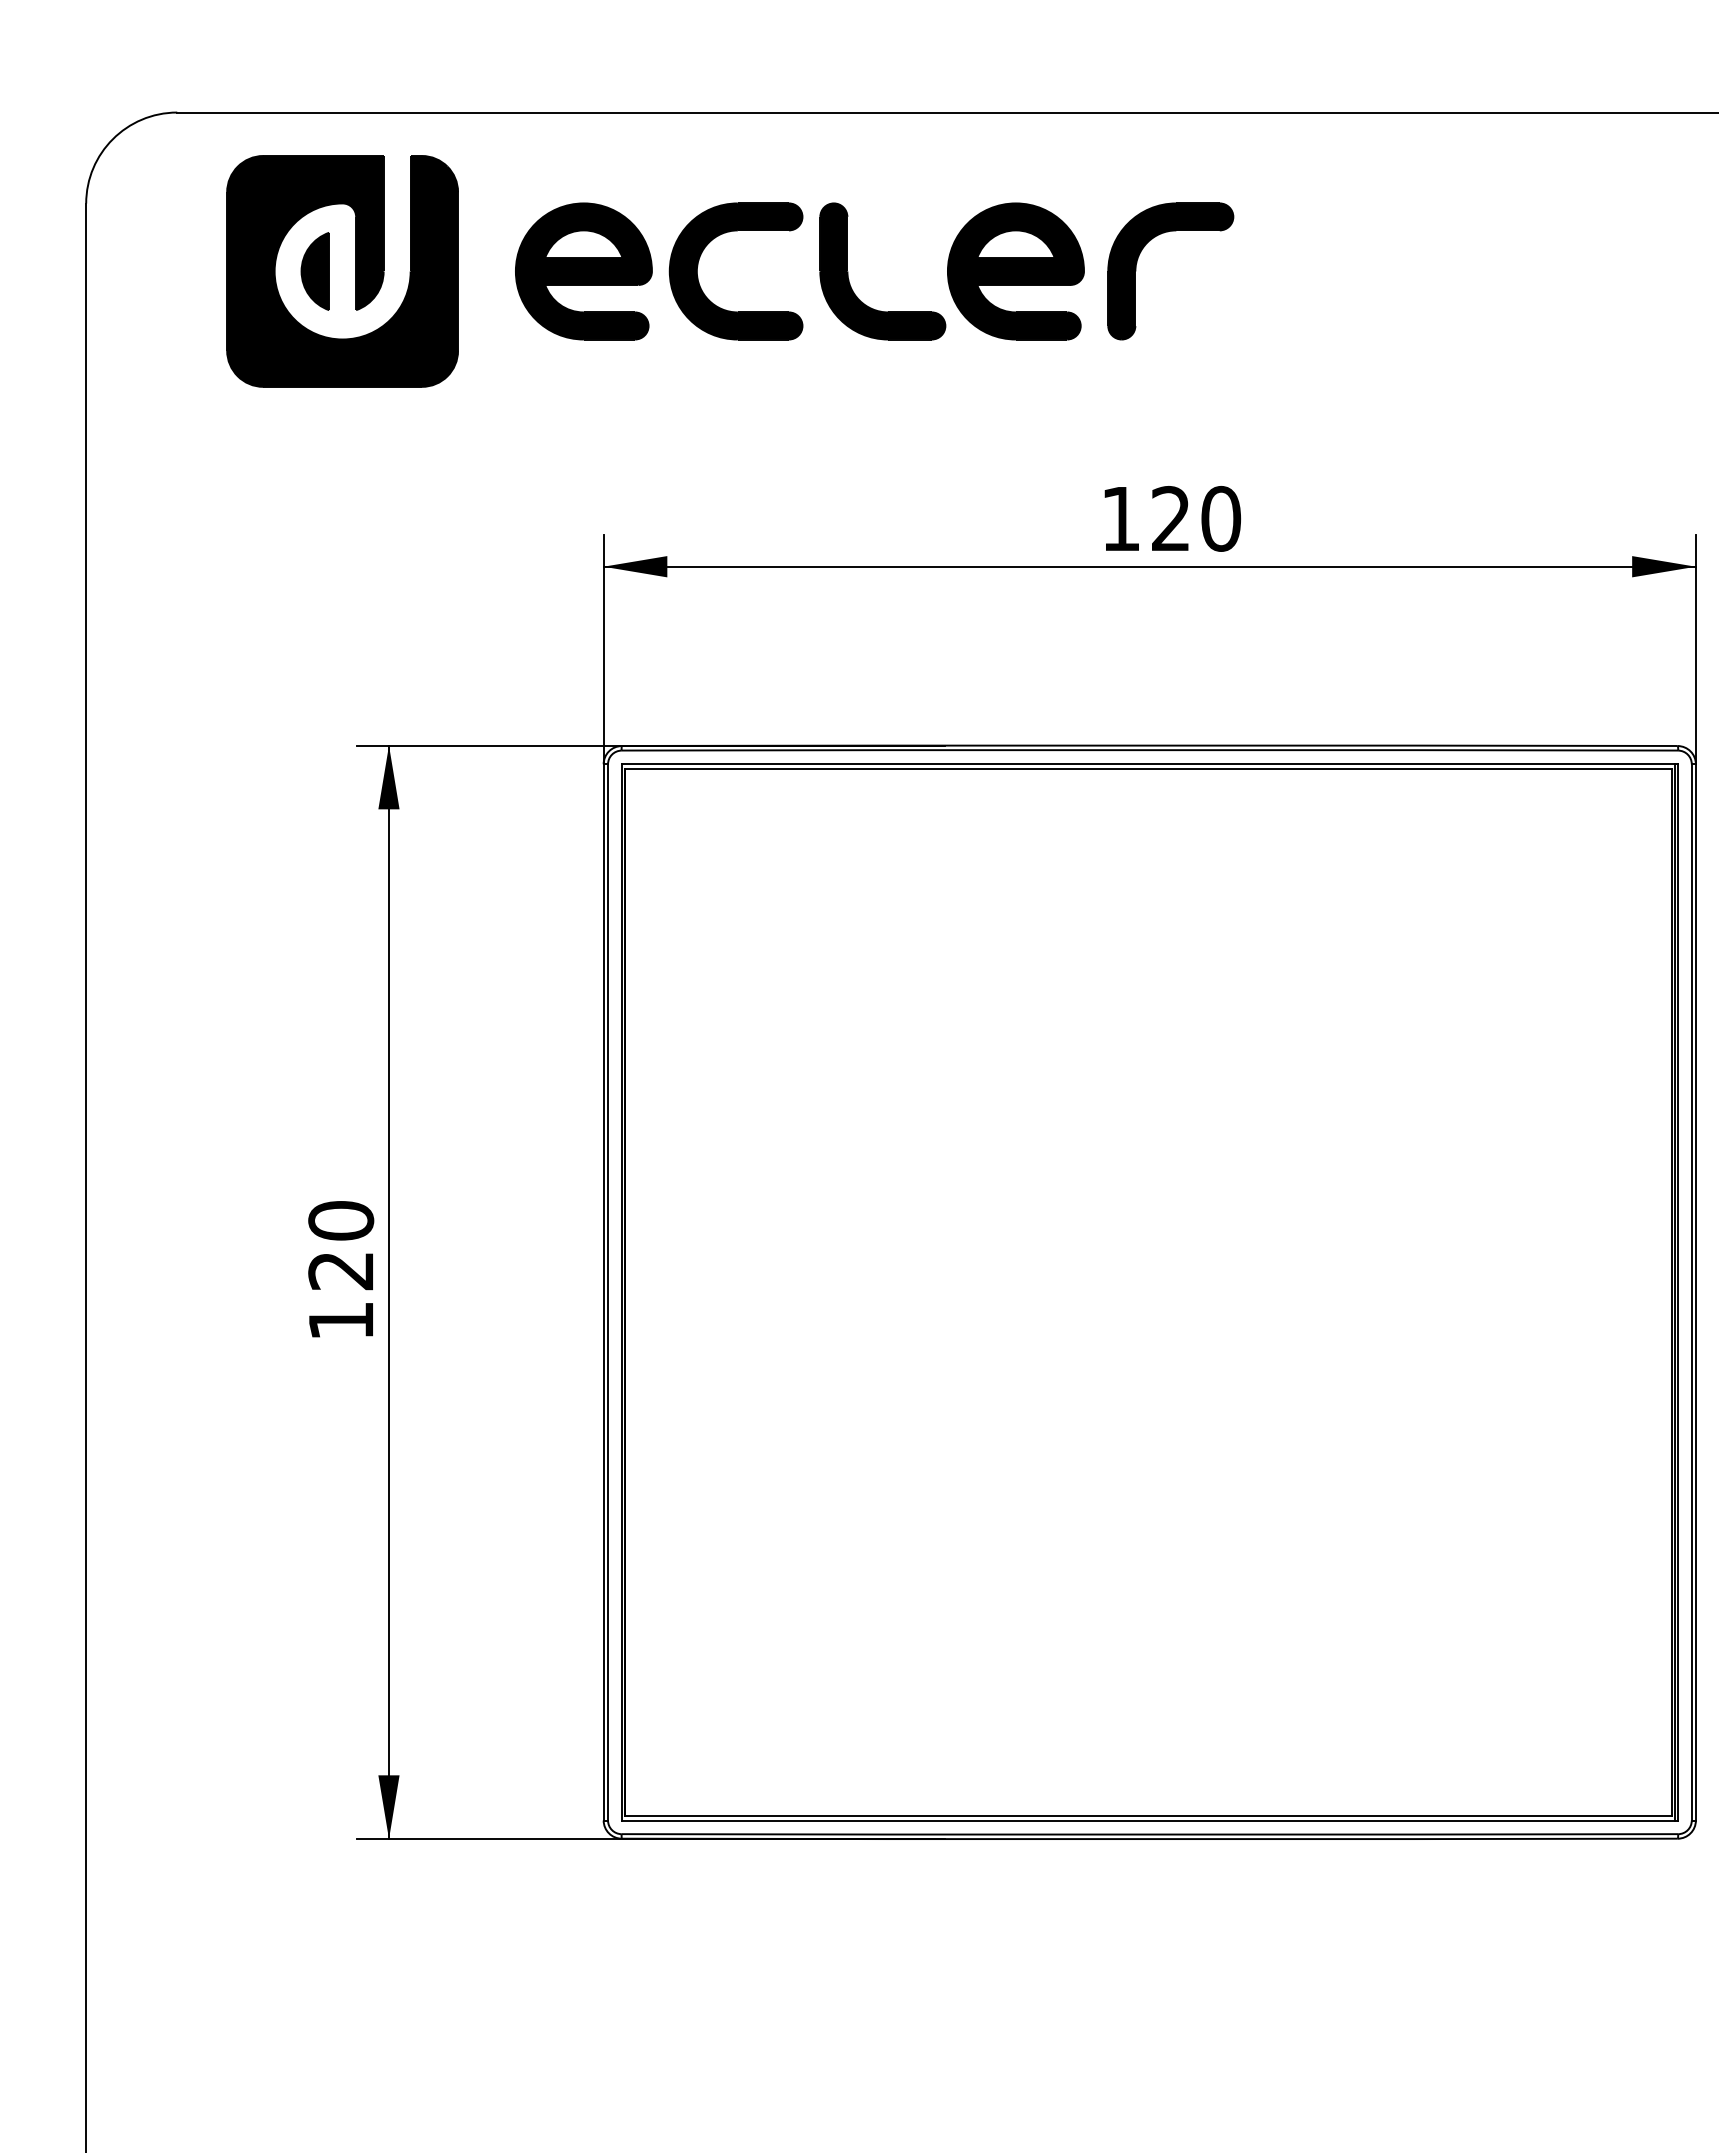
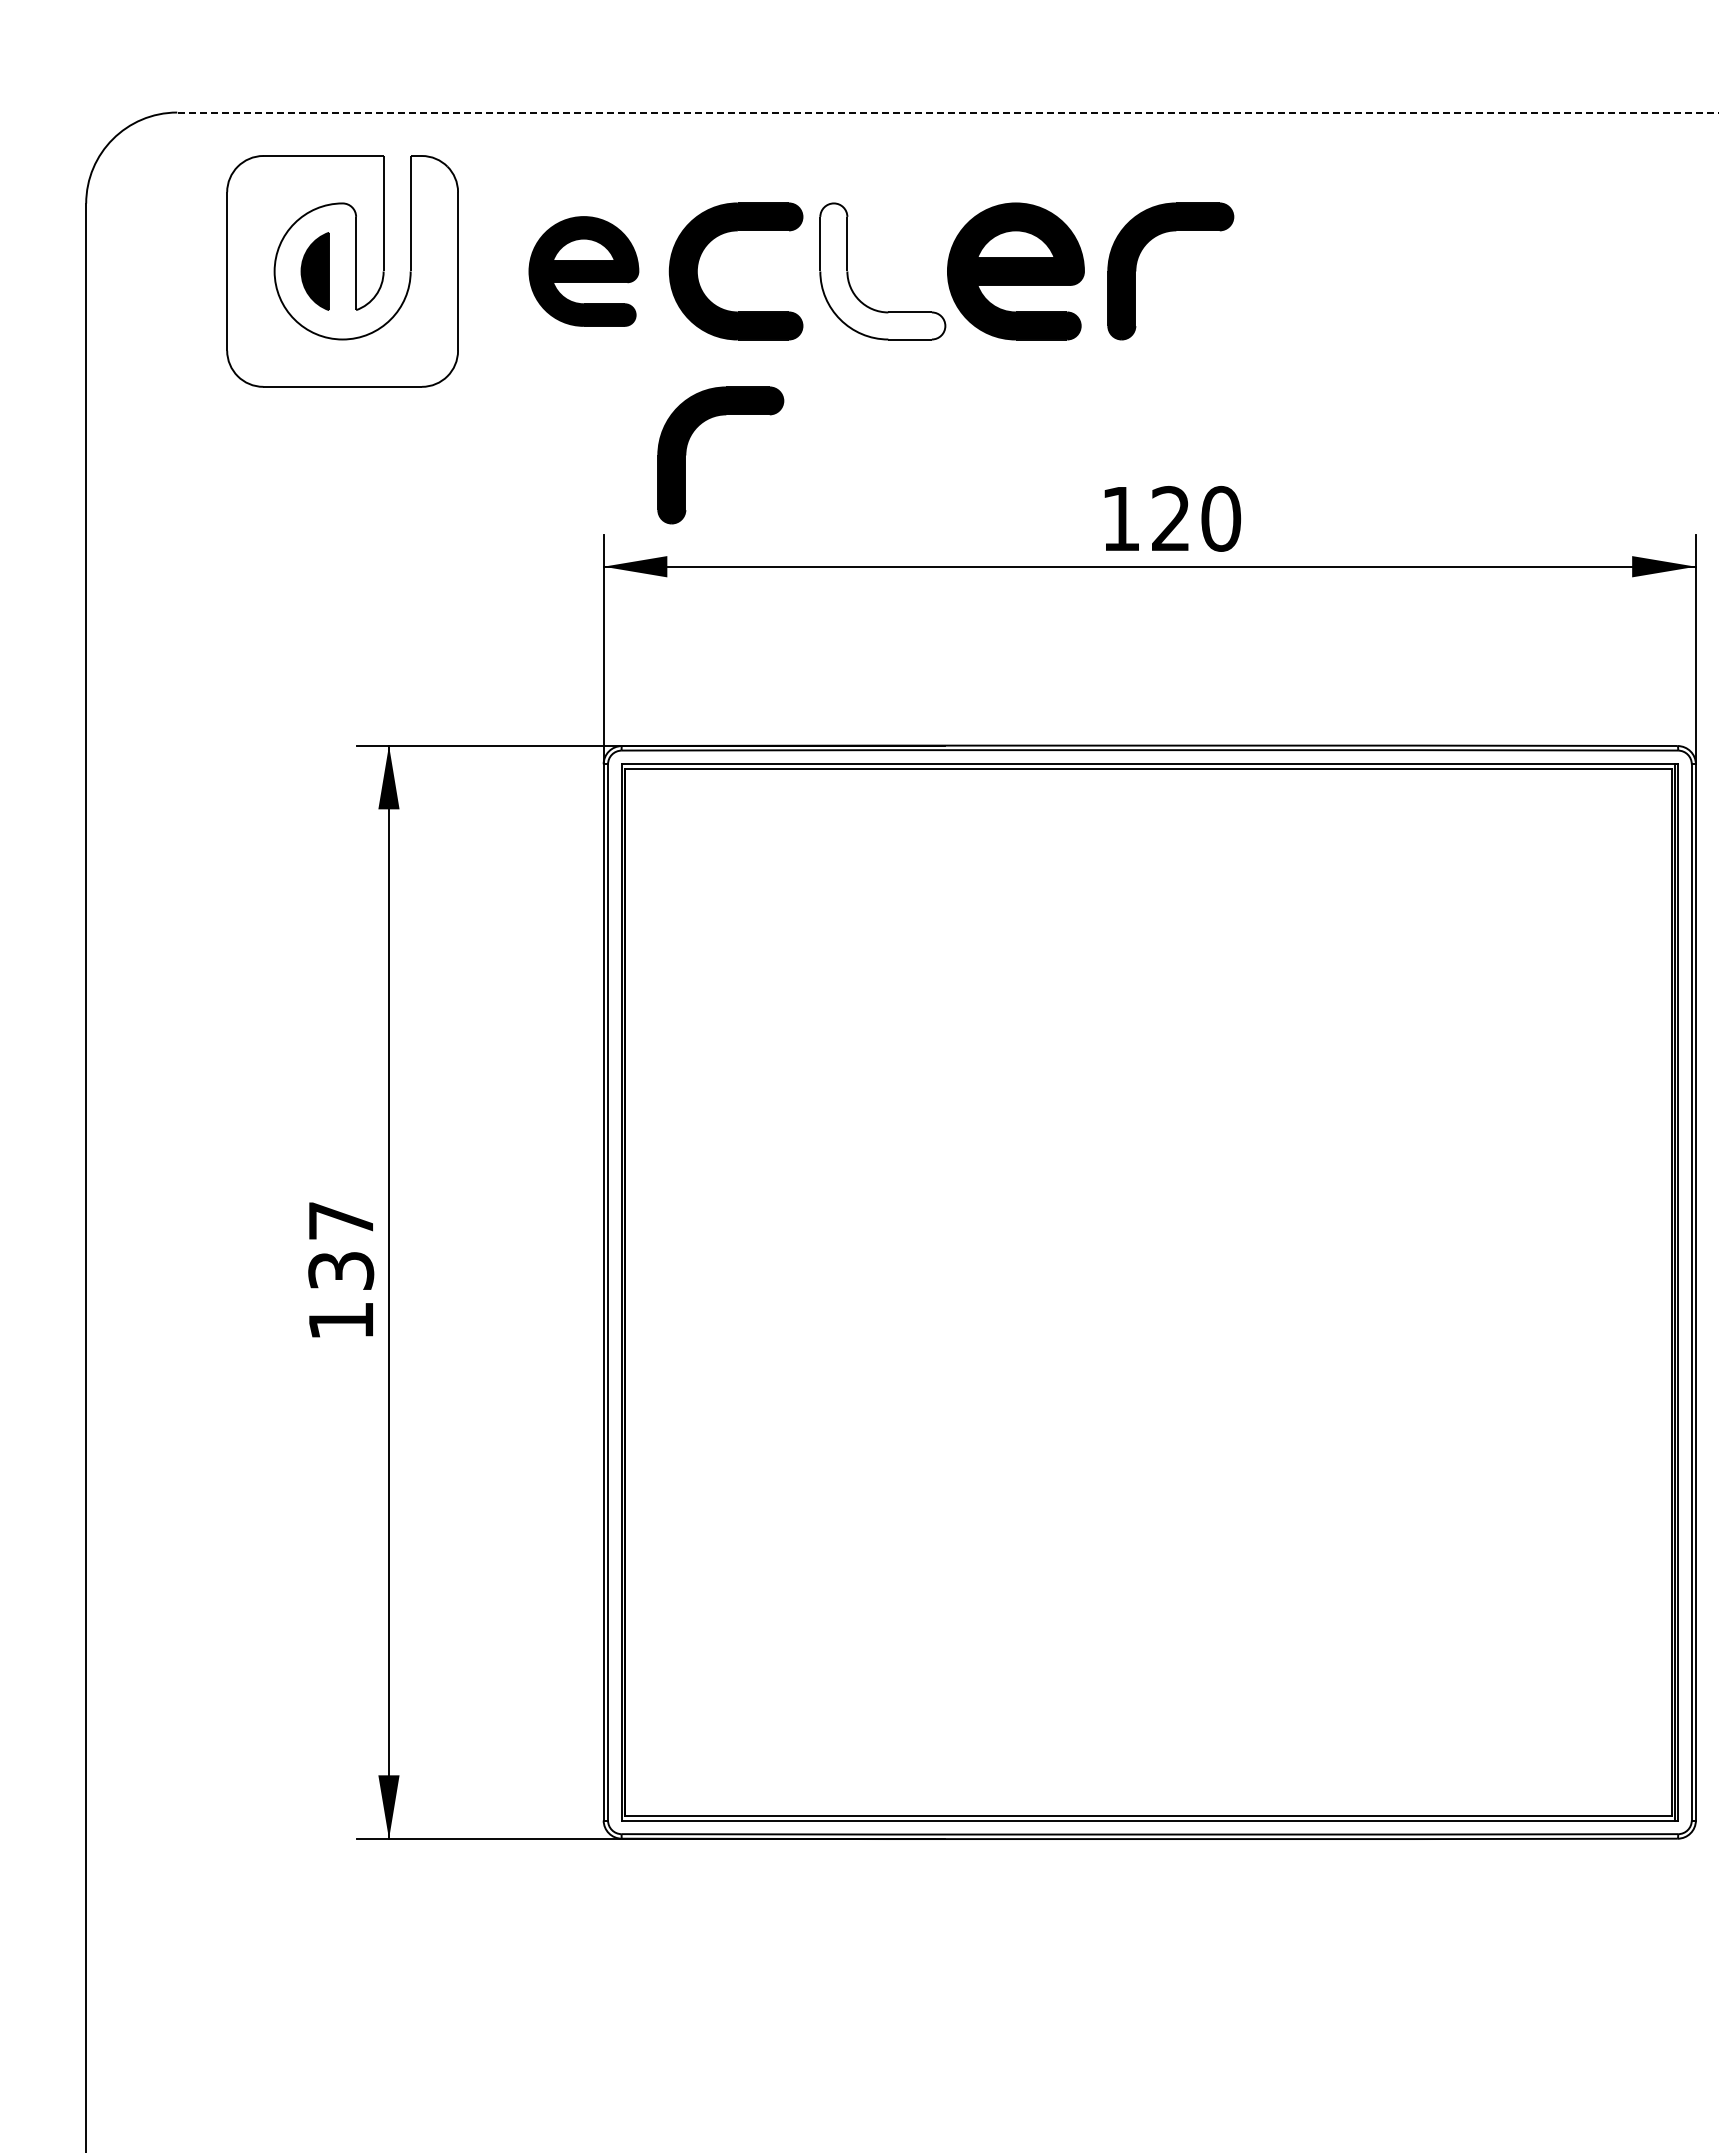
line: solid -> dashed (947, 112)
fill: present -> none (342, 271)
part size: 138x139 px -> 112x111 px (583, 271)
fill: present -> none (882, 271)
part: none -> present (687, 447)
text: 120 -> 137 (341, 1245)
